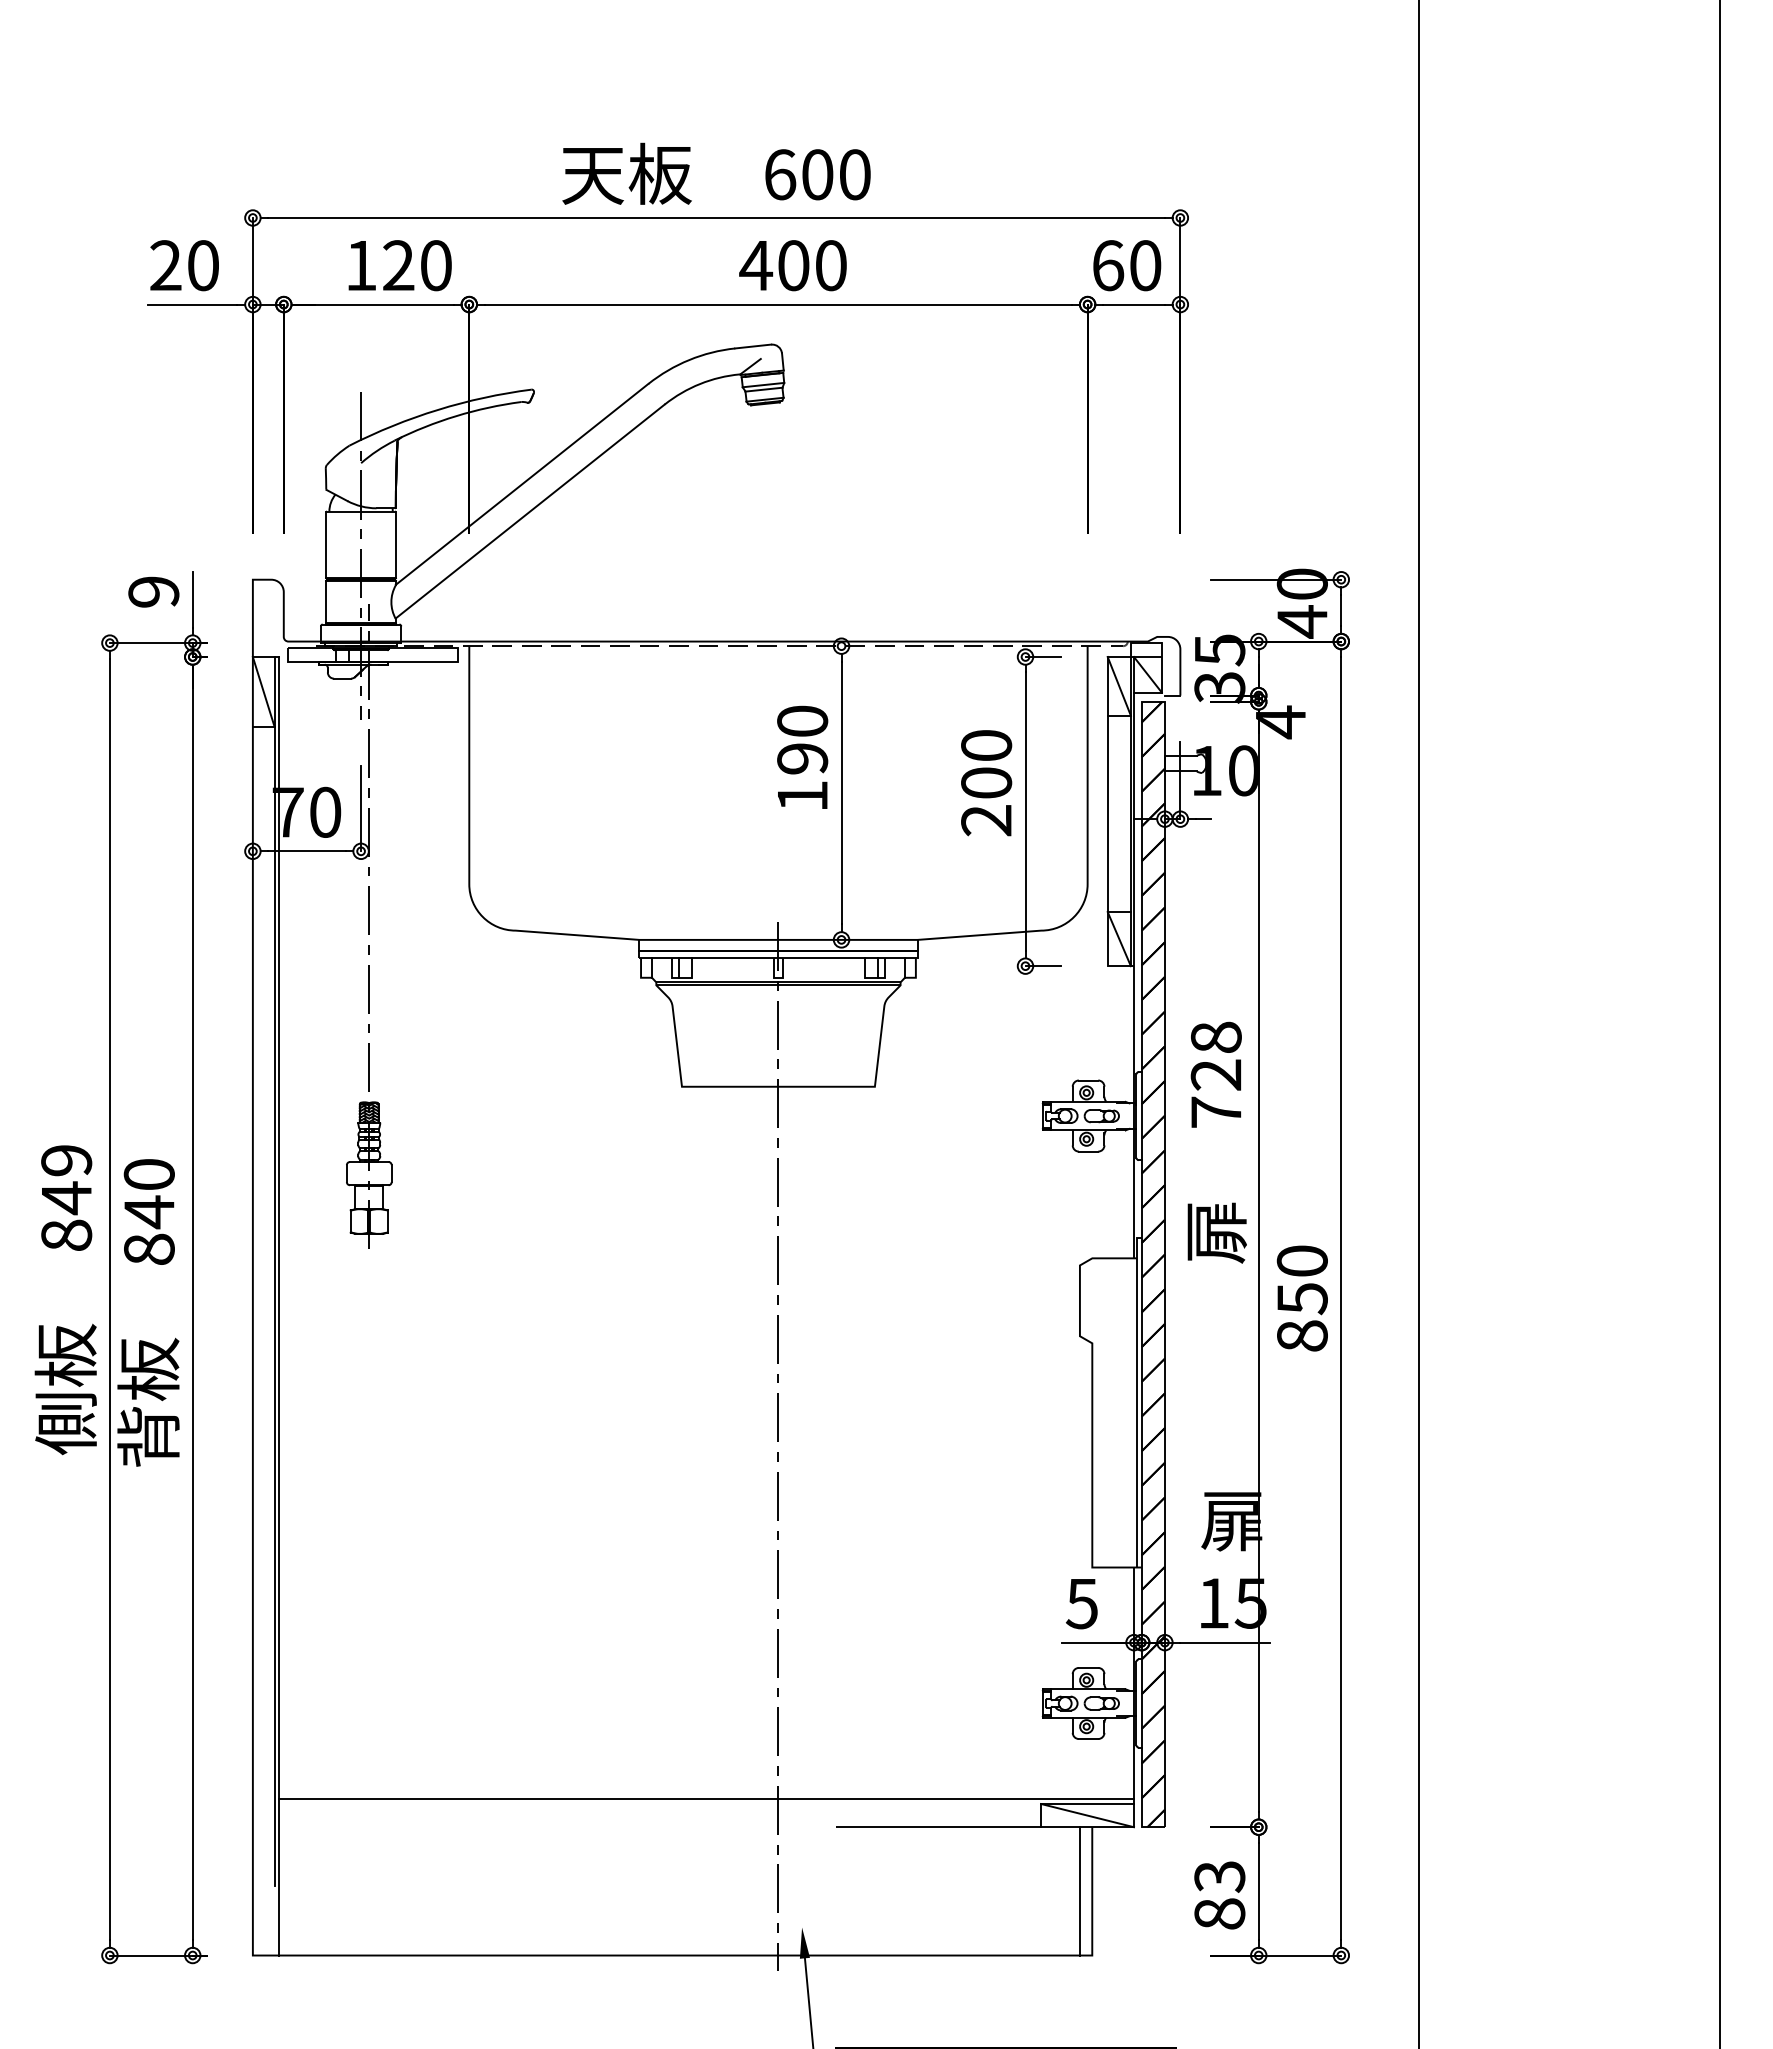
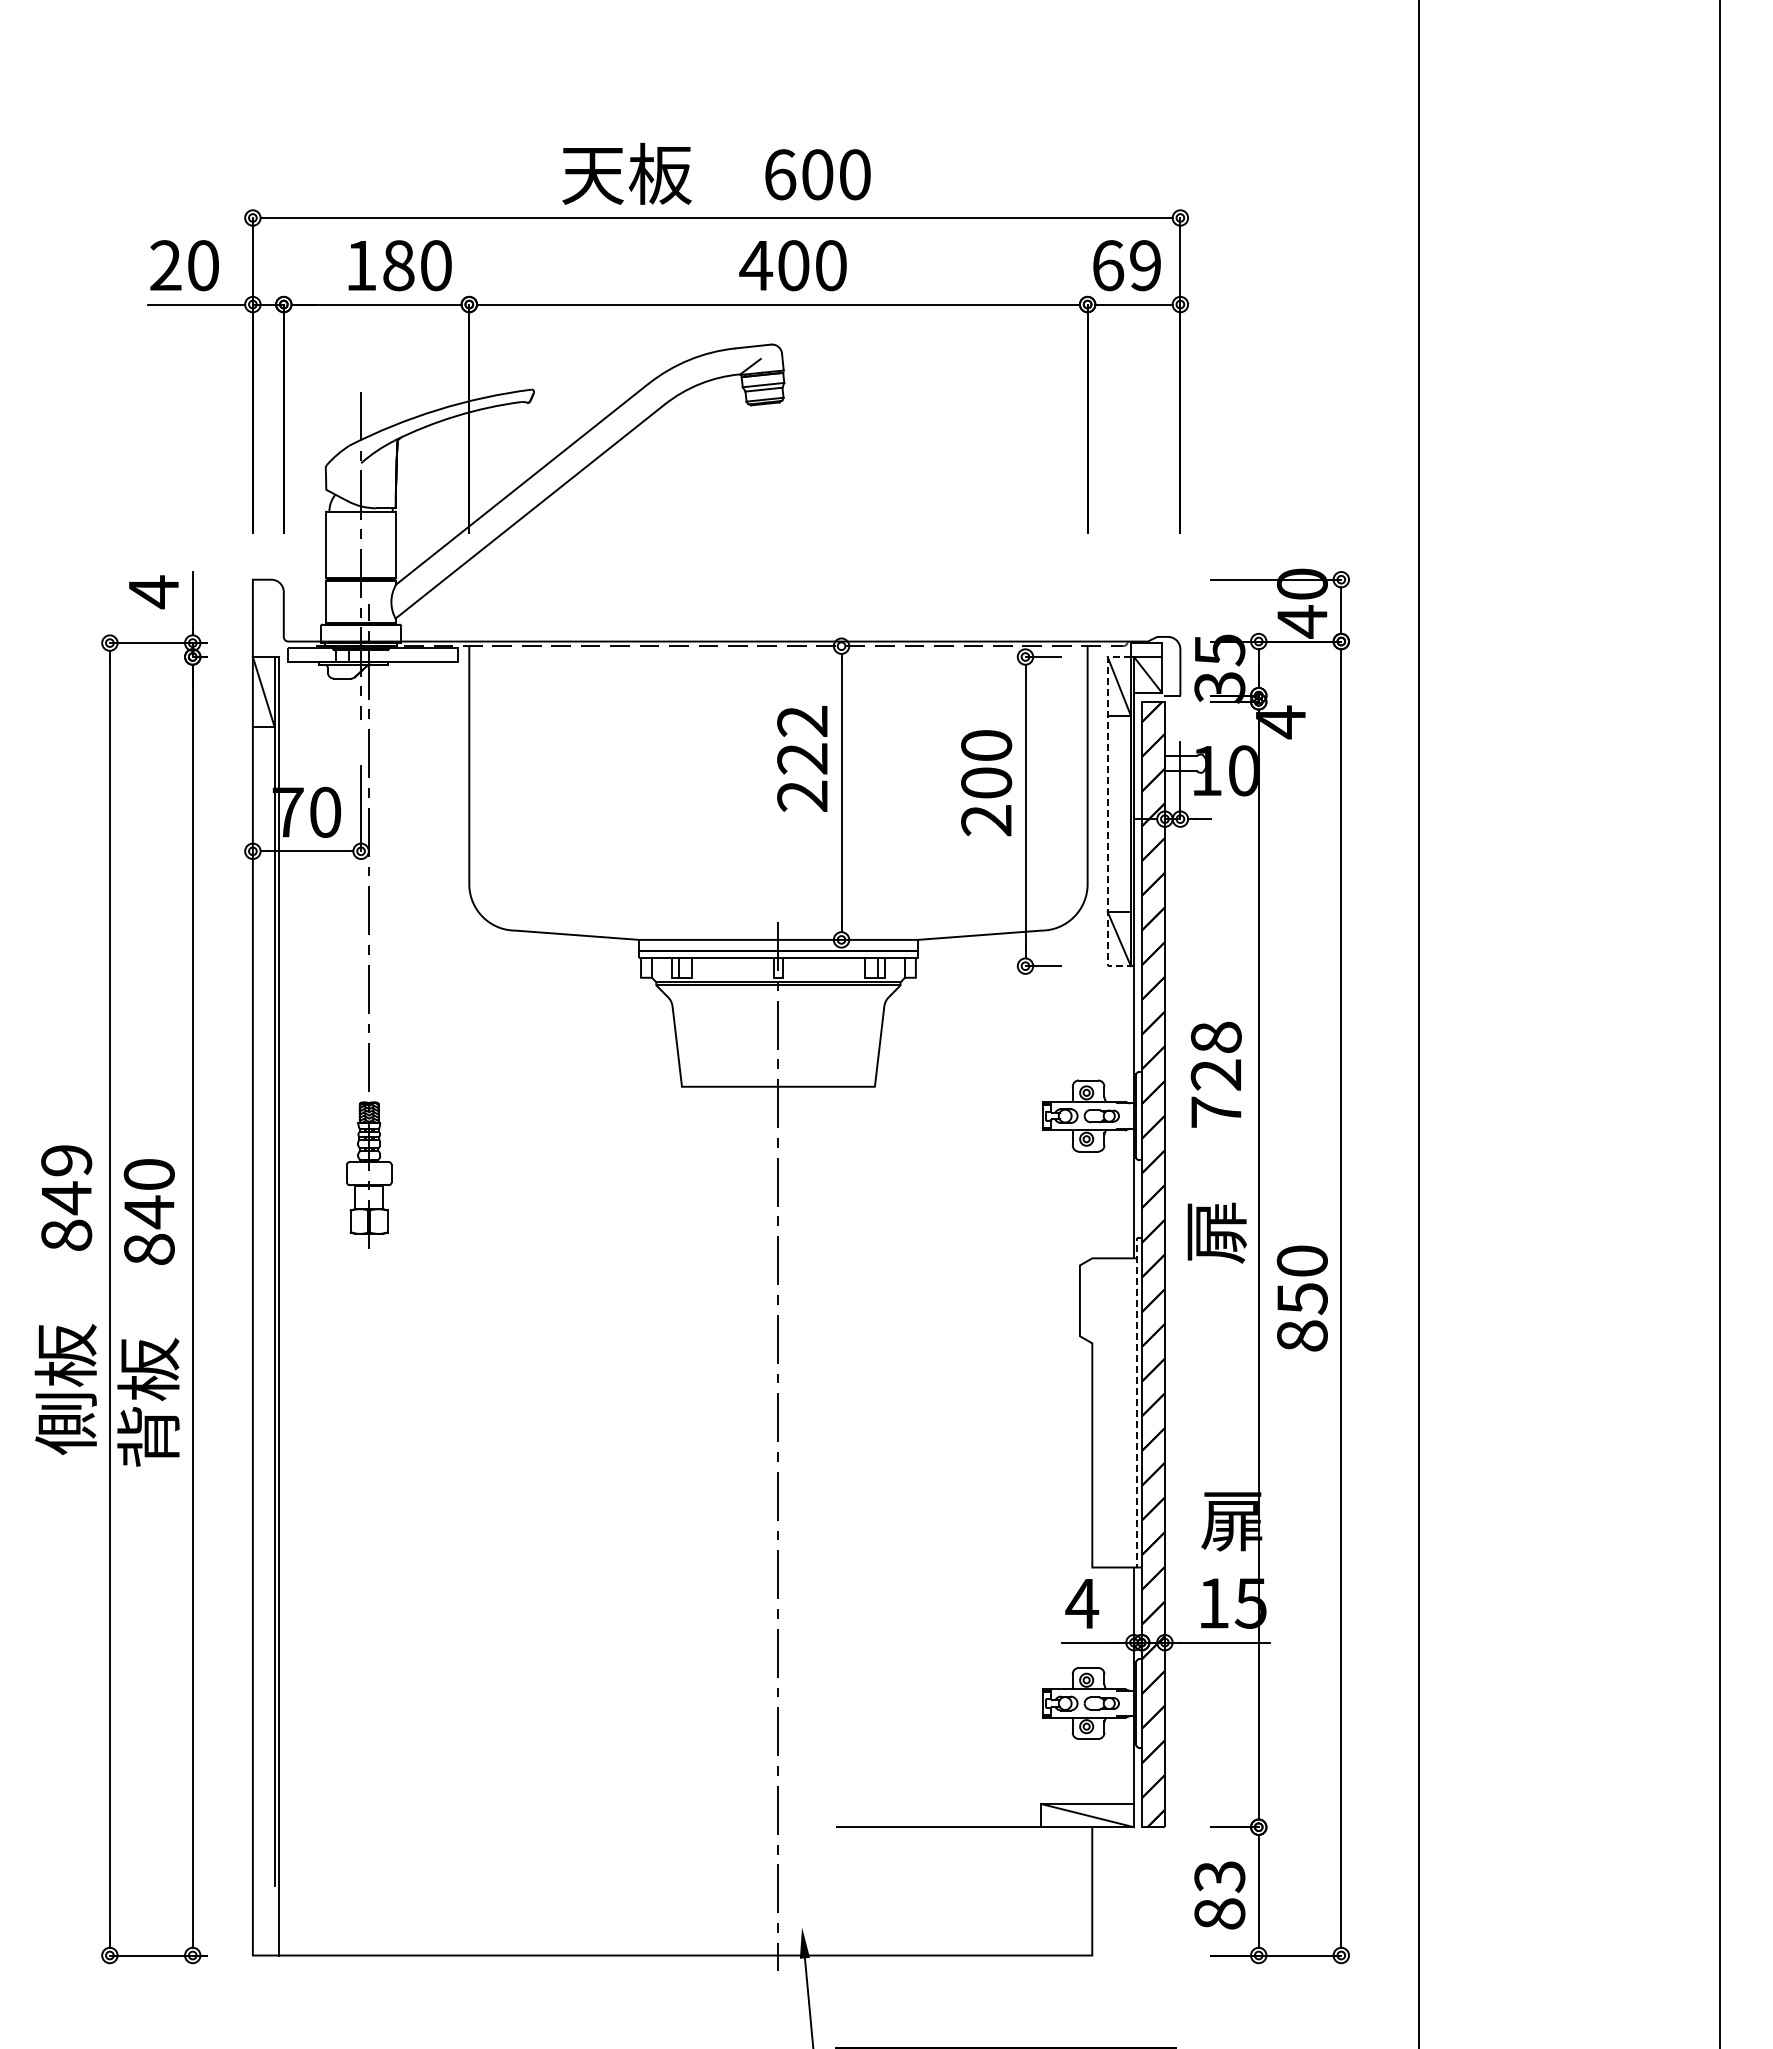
text: 120 -> 180 (398, 265)
text: 60 -> 69 (1145, 265)
text: 9 -> 4 (153, 592)
text: 190 -> 222 (802, 758)
line: solid -> dashed (1107, 813)
line: solid -> dashed (1137, 1399)
text: 5 -> 4 (1082, 1604)
line: present -> none (706, 1799)
line: present -> none (1079, 1891)
